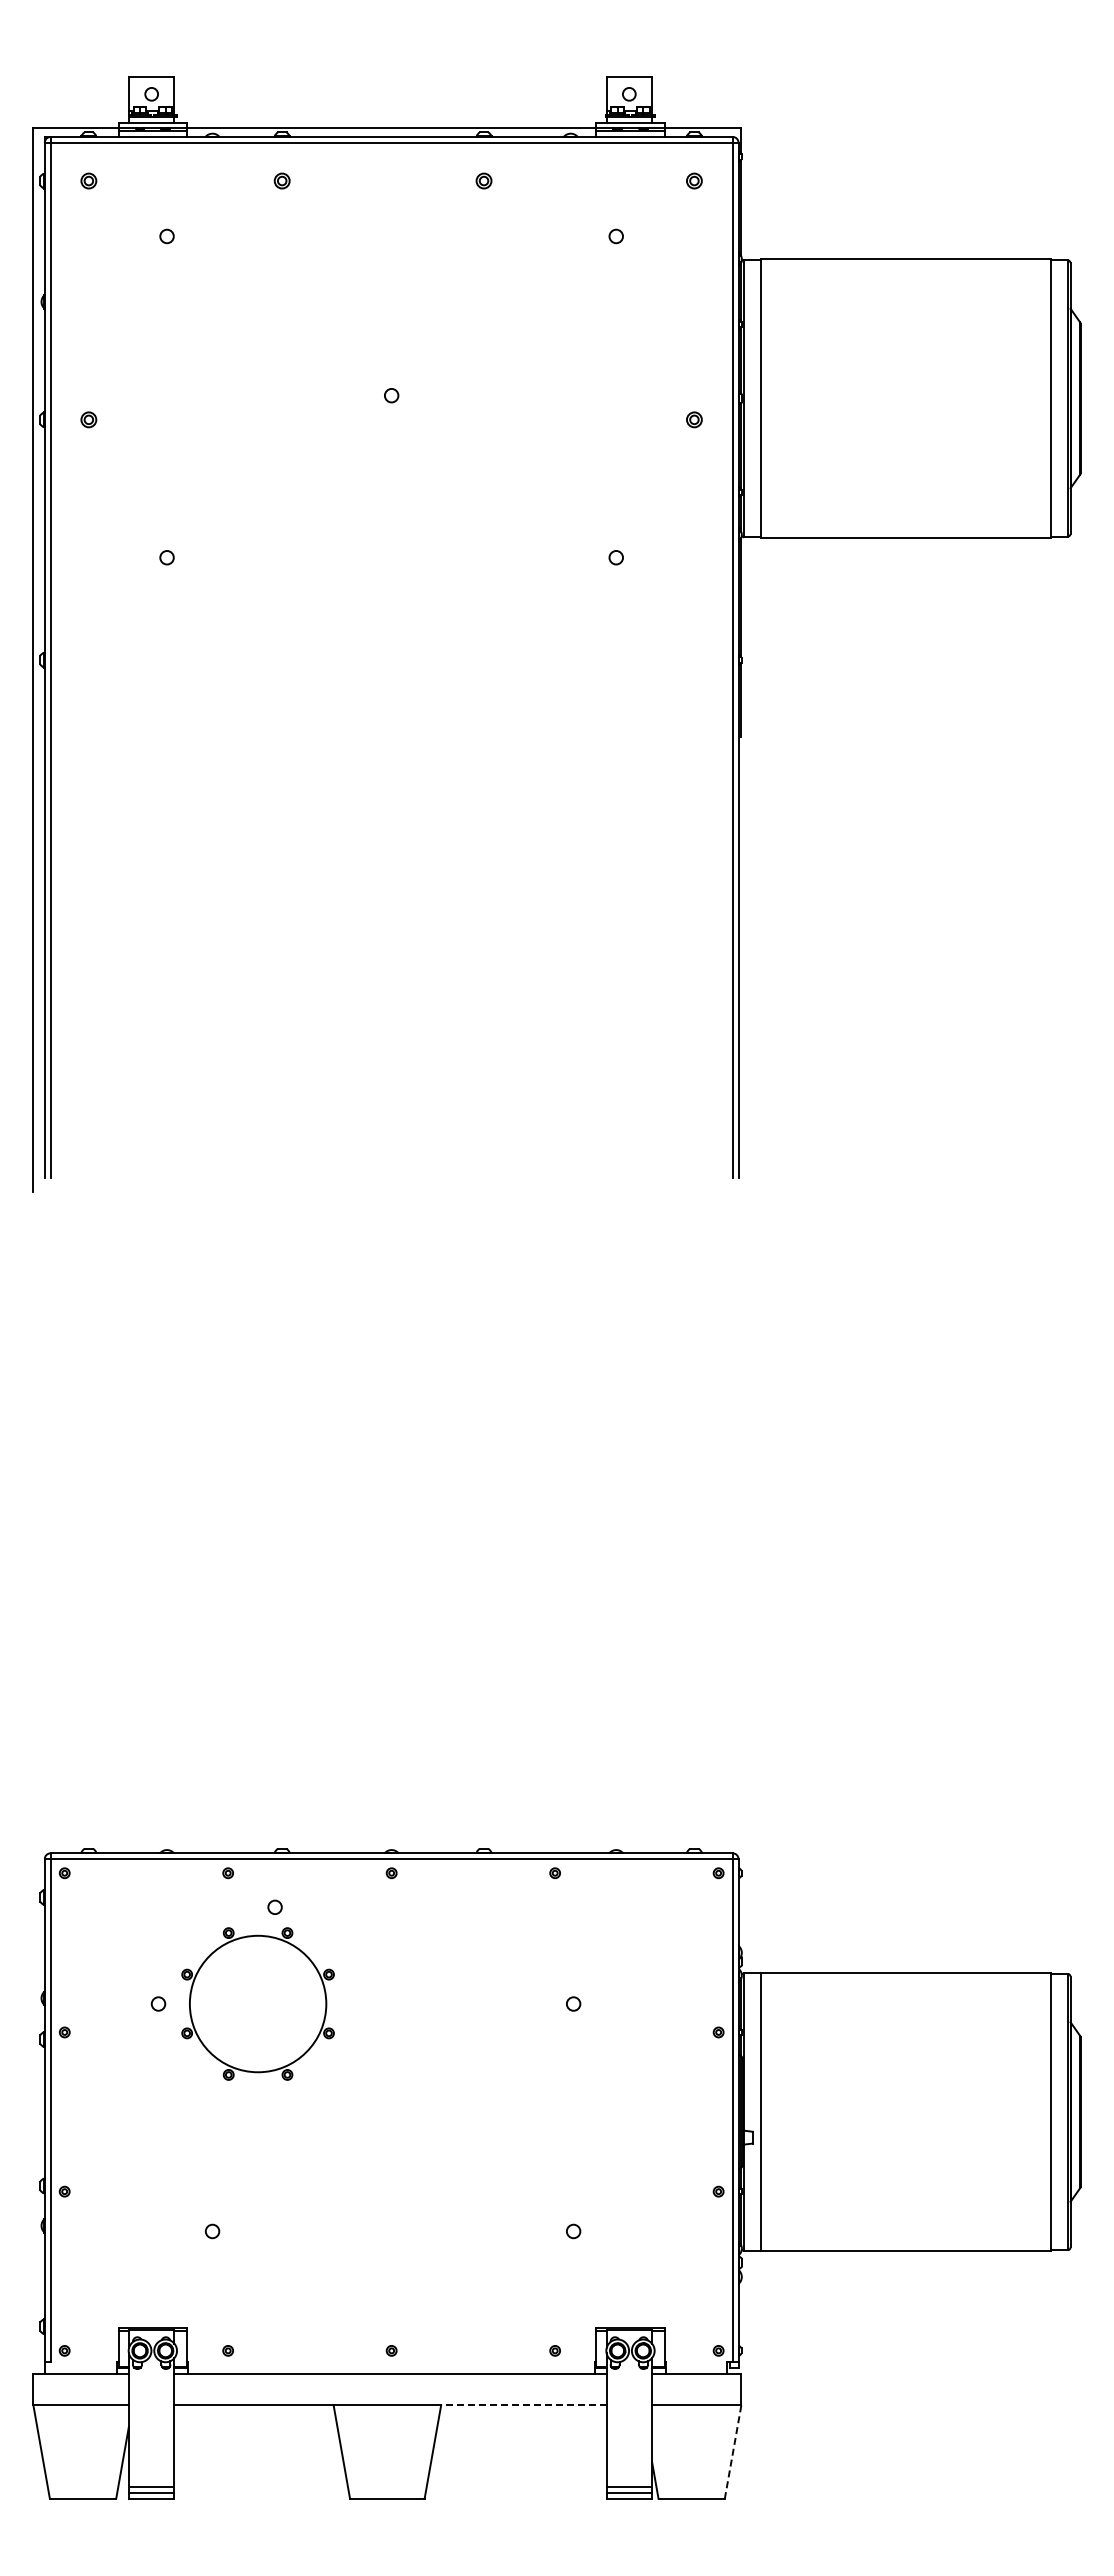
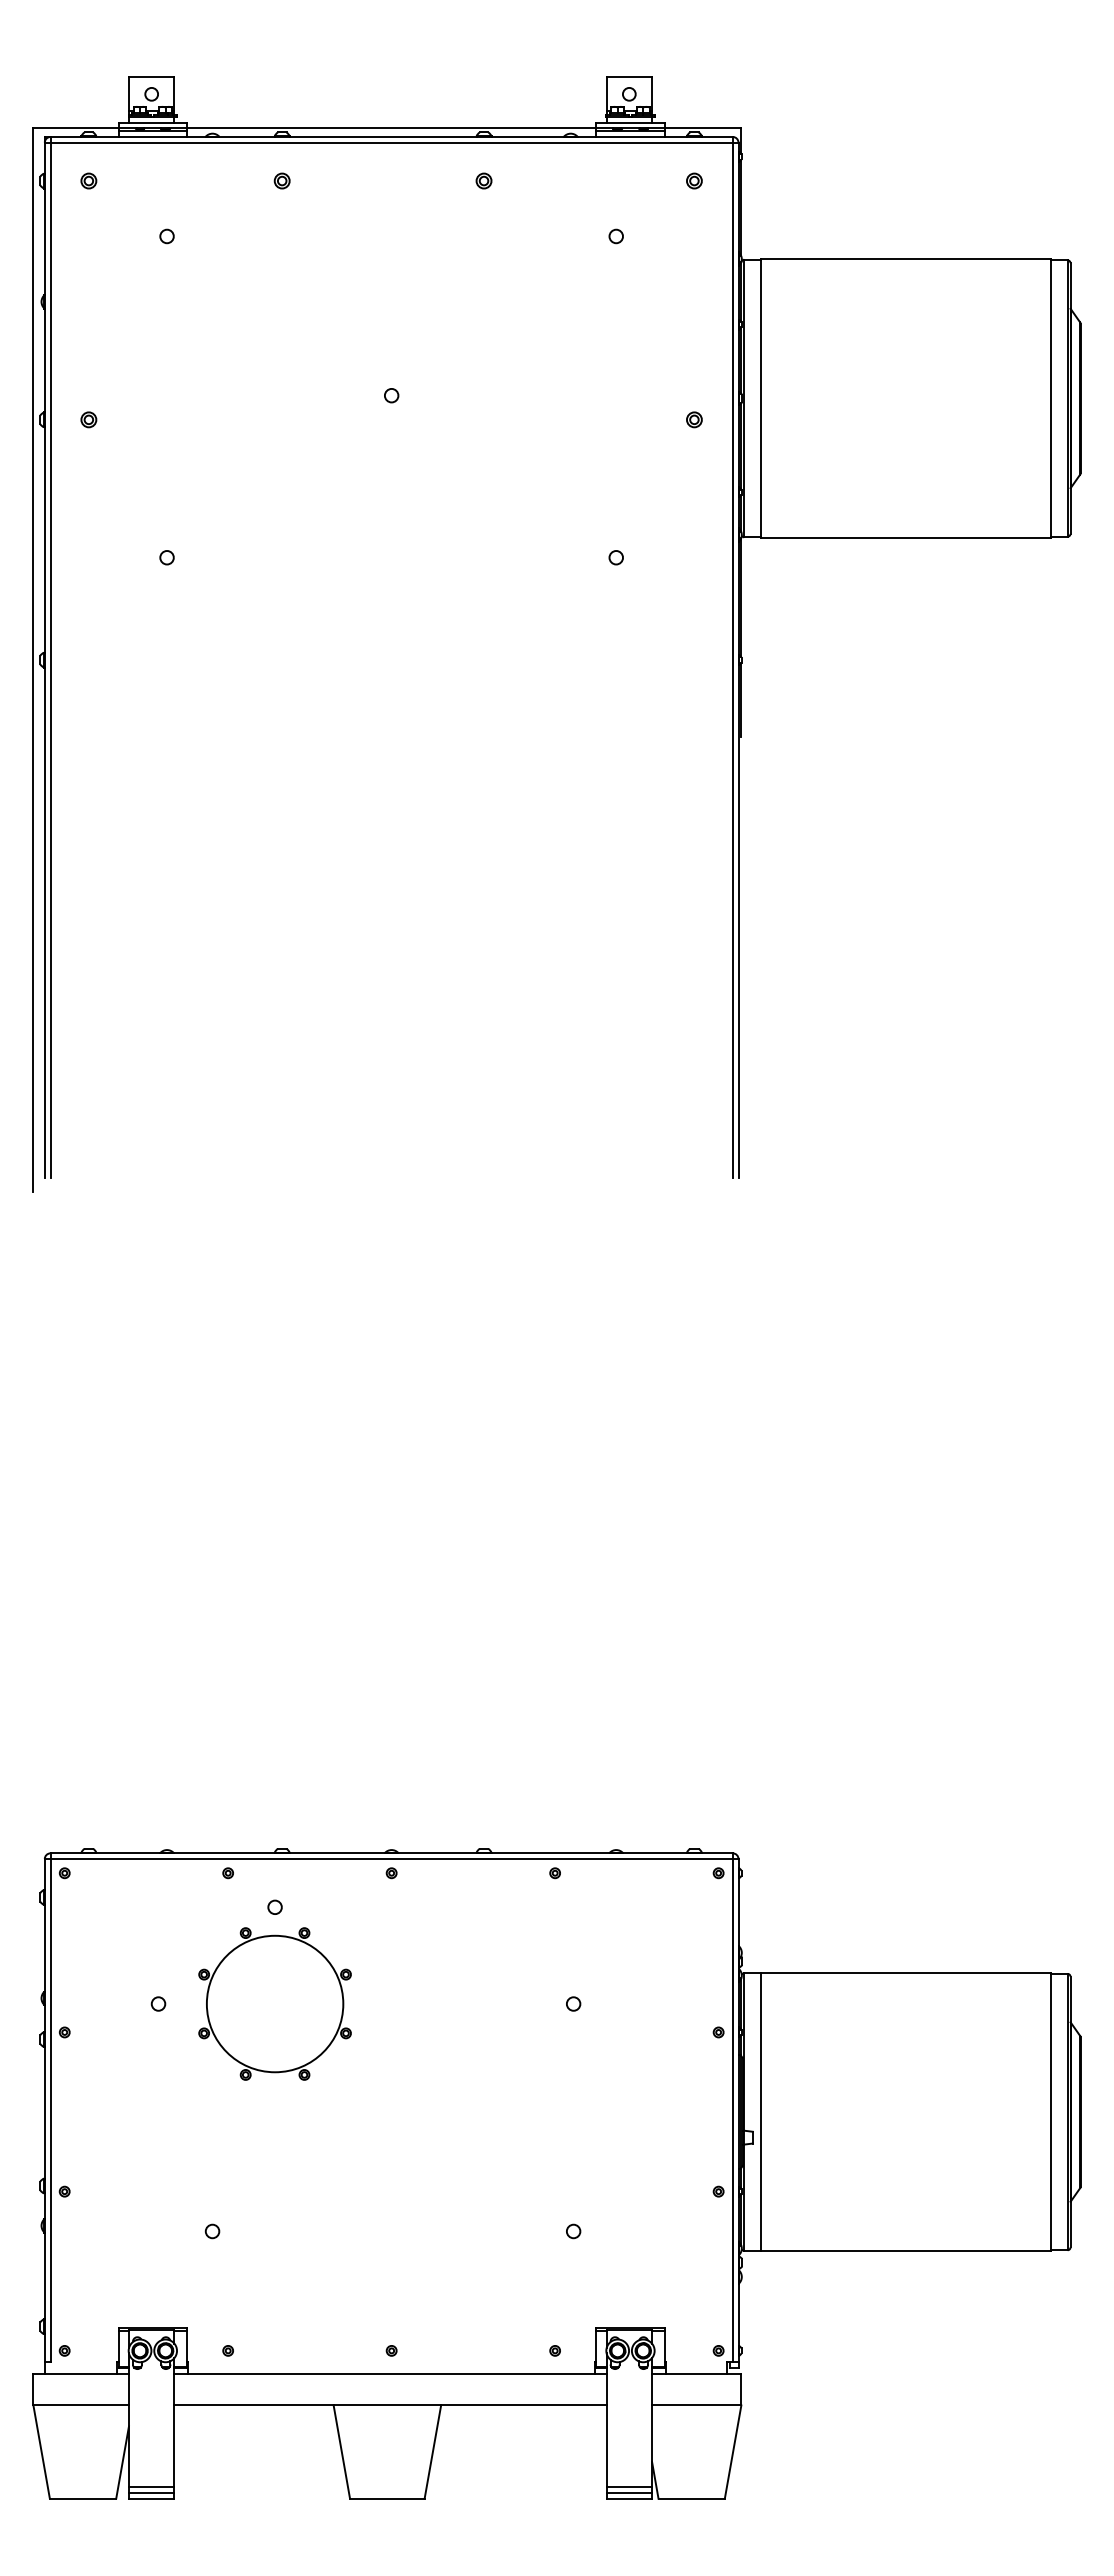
part position: (257, 2003) -> (274, 2003) (274, 2003)
line: dashed -> solid (523, 2405)
line: dashed -> solid (733, 2452)
